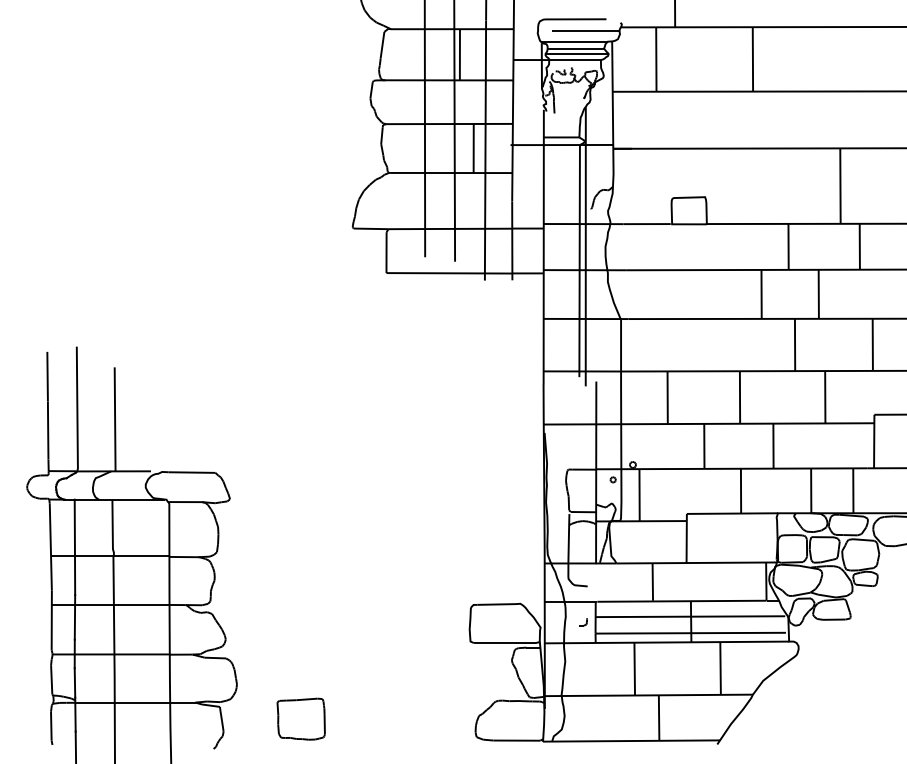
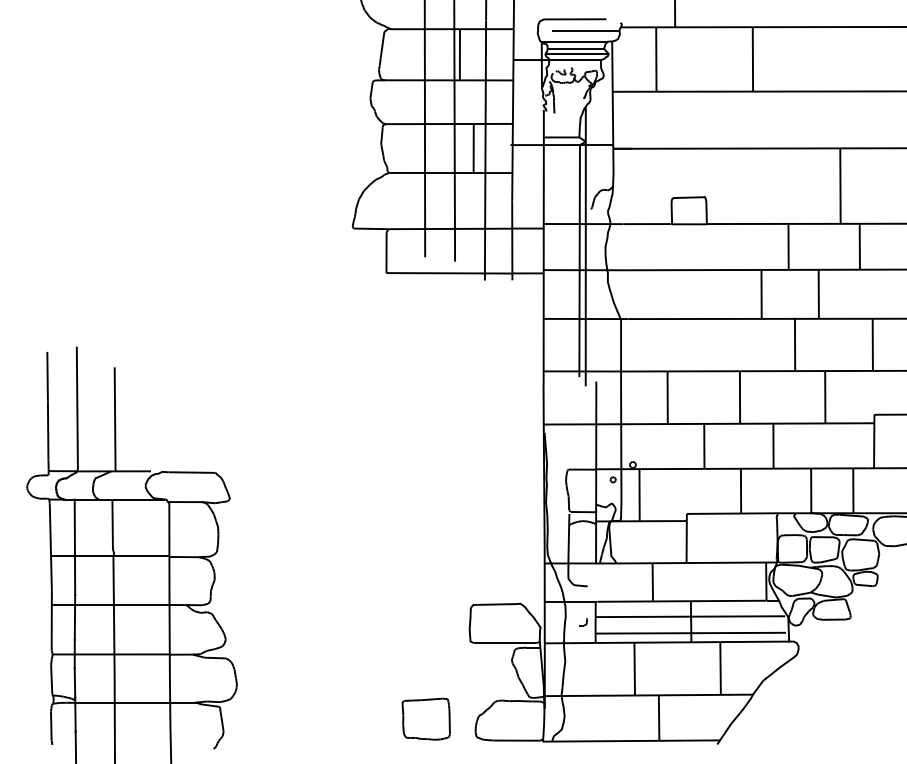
part position: (300, 718) -> (425, 718) (425, 718)
